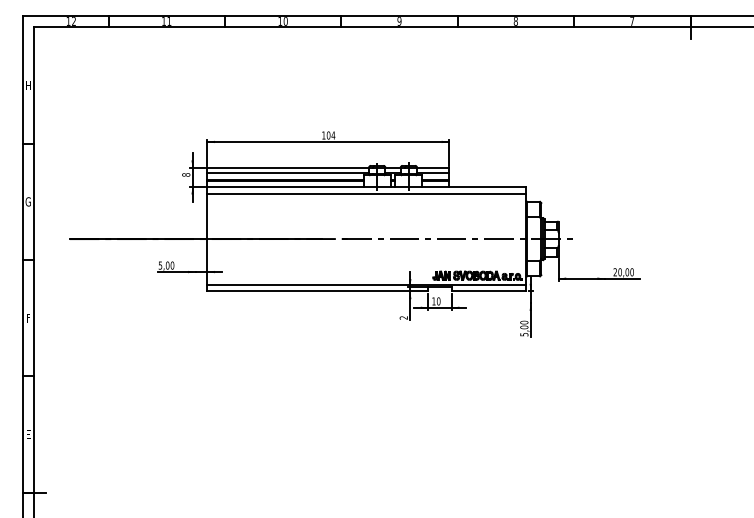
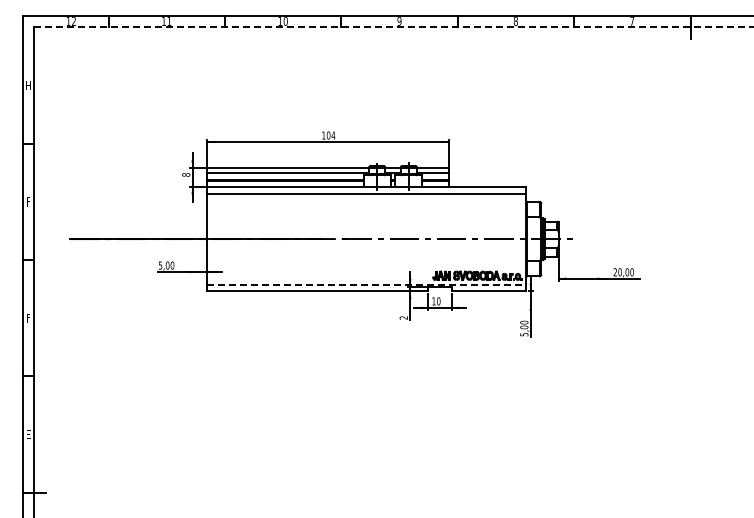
line: solid -> dashed (394, 27)
text: G -> F (27, 201)
line: solid -> dashed (367, 284)
